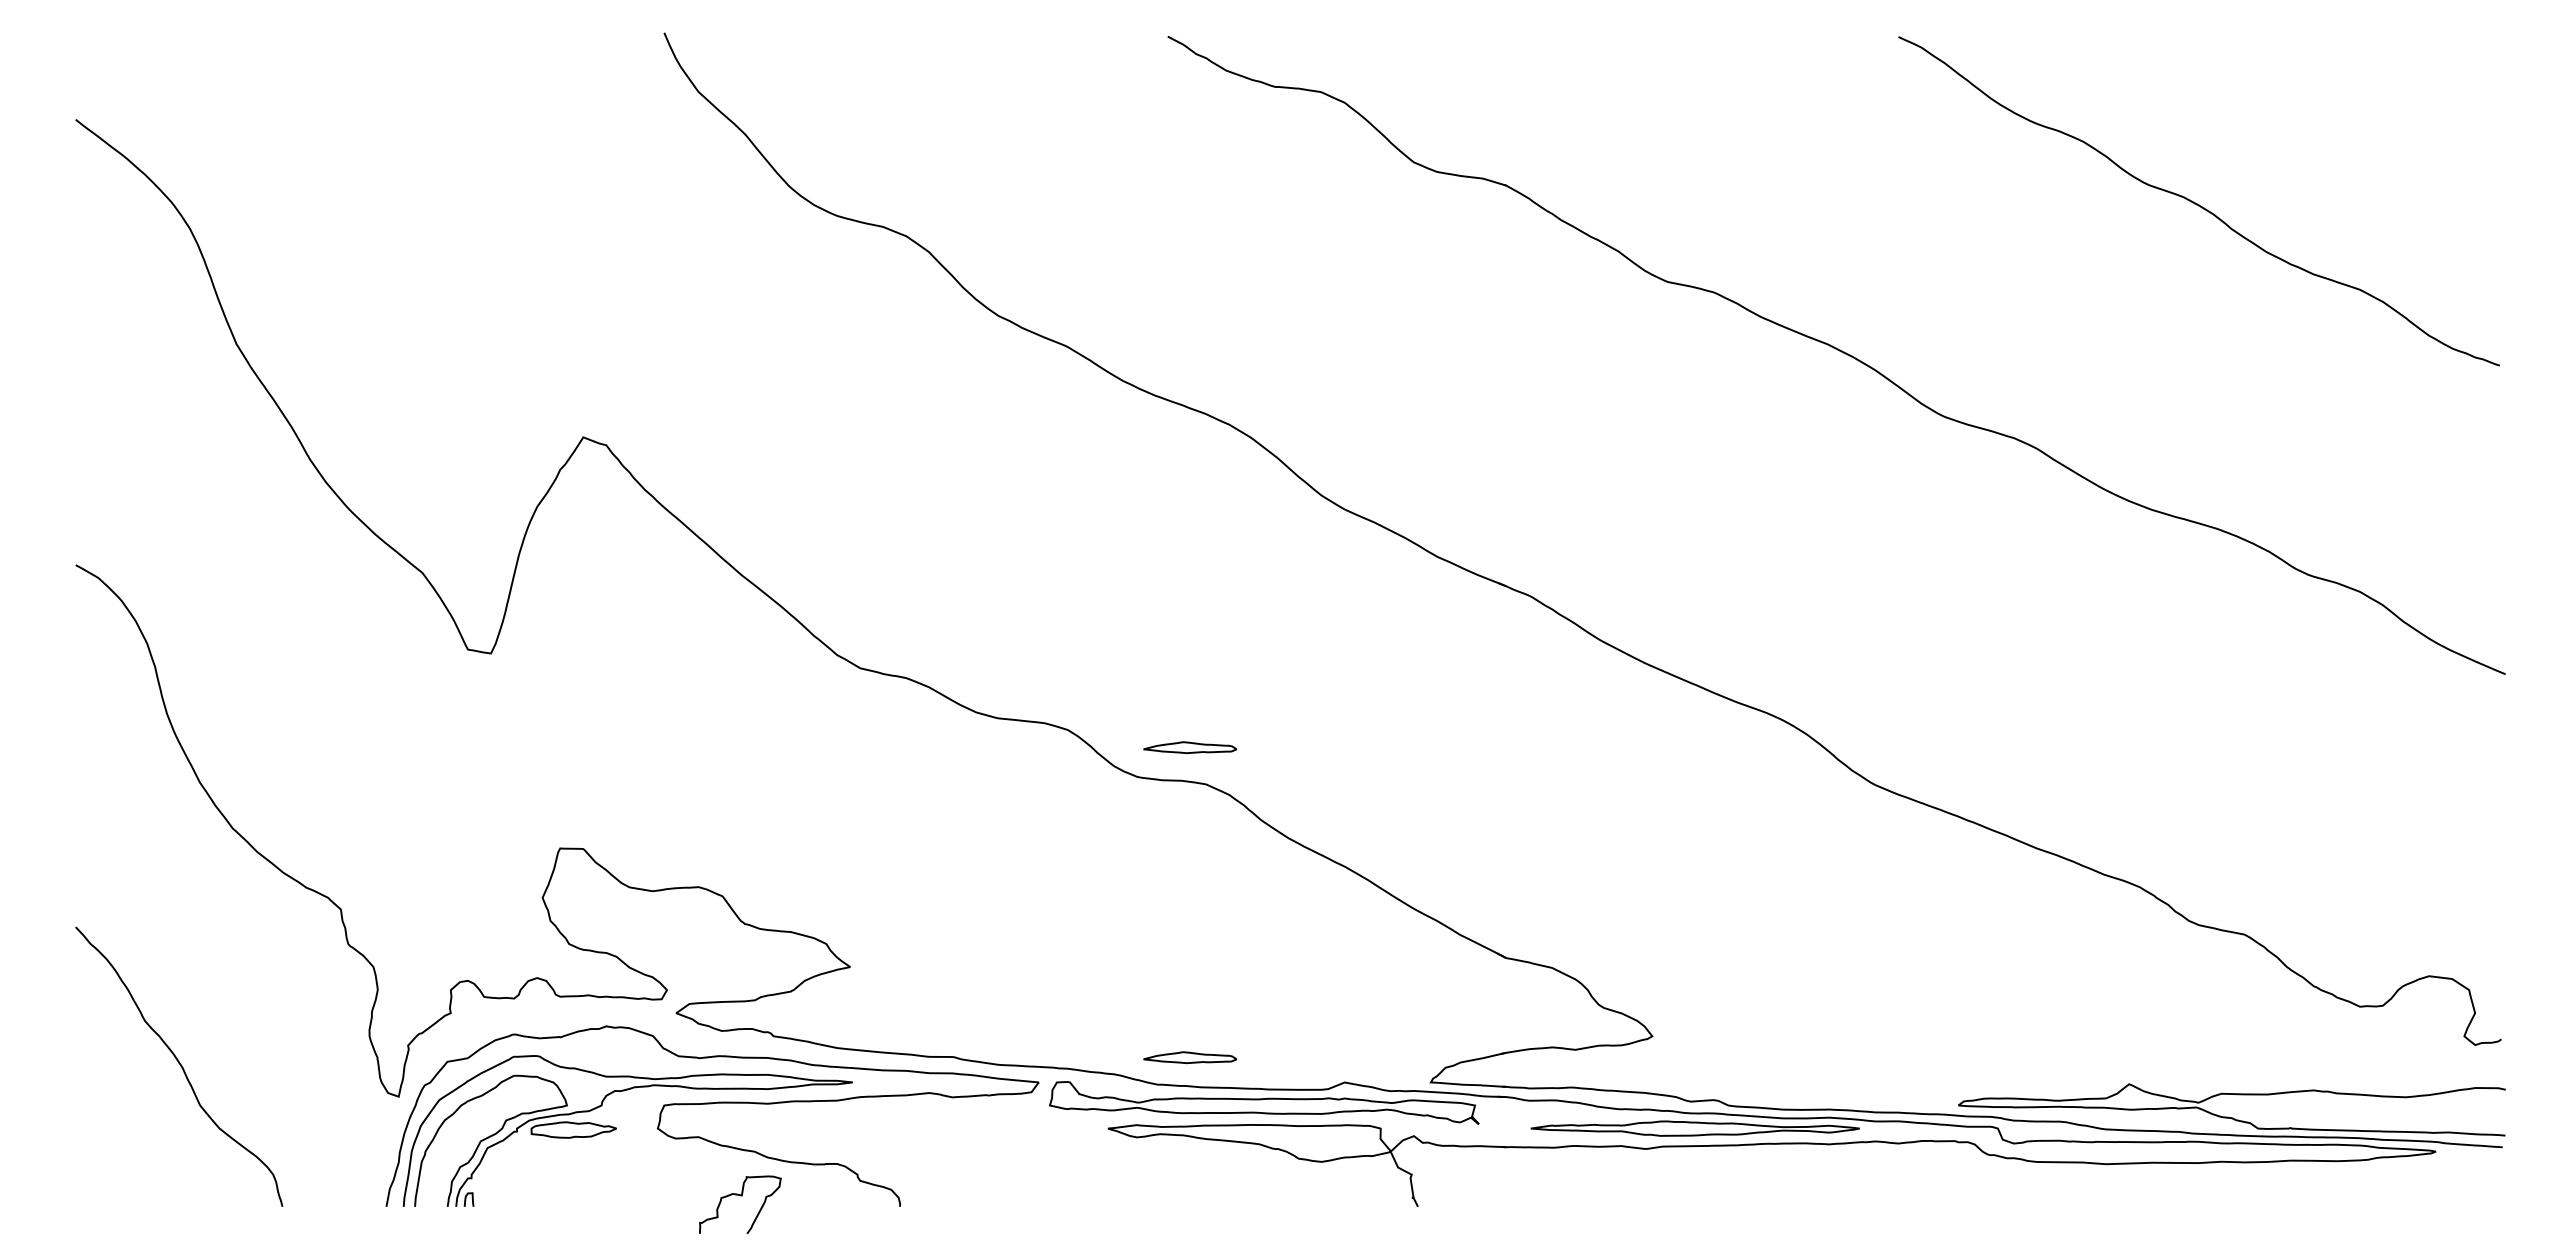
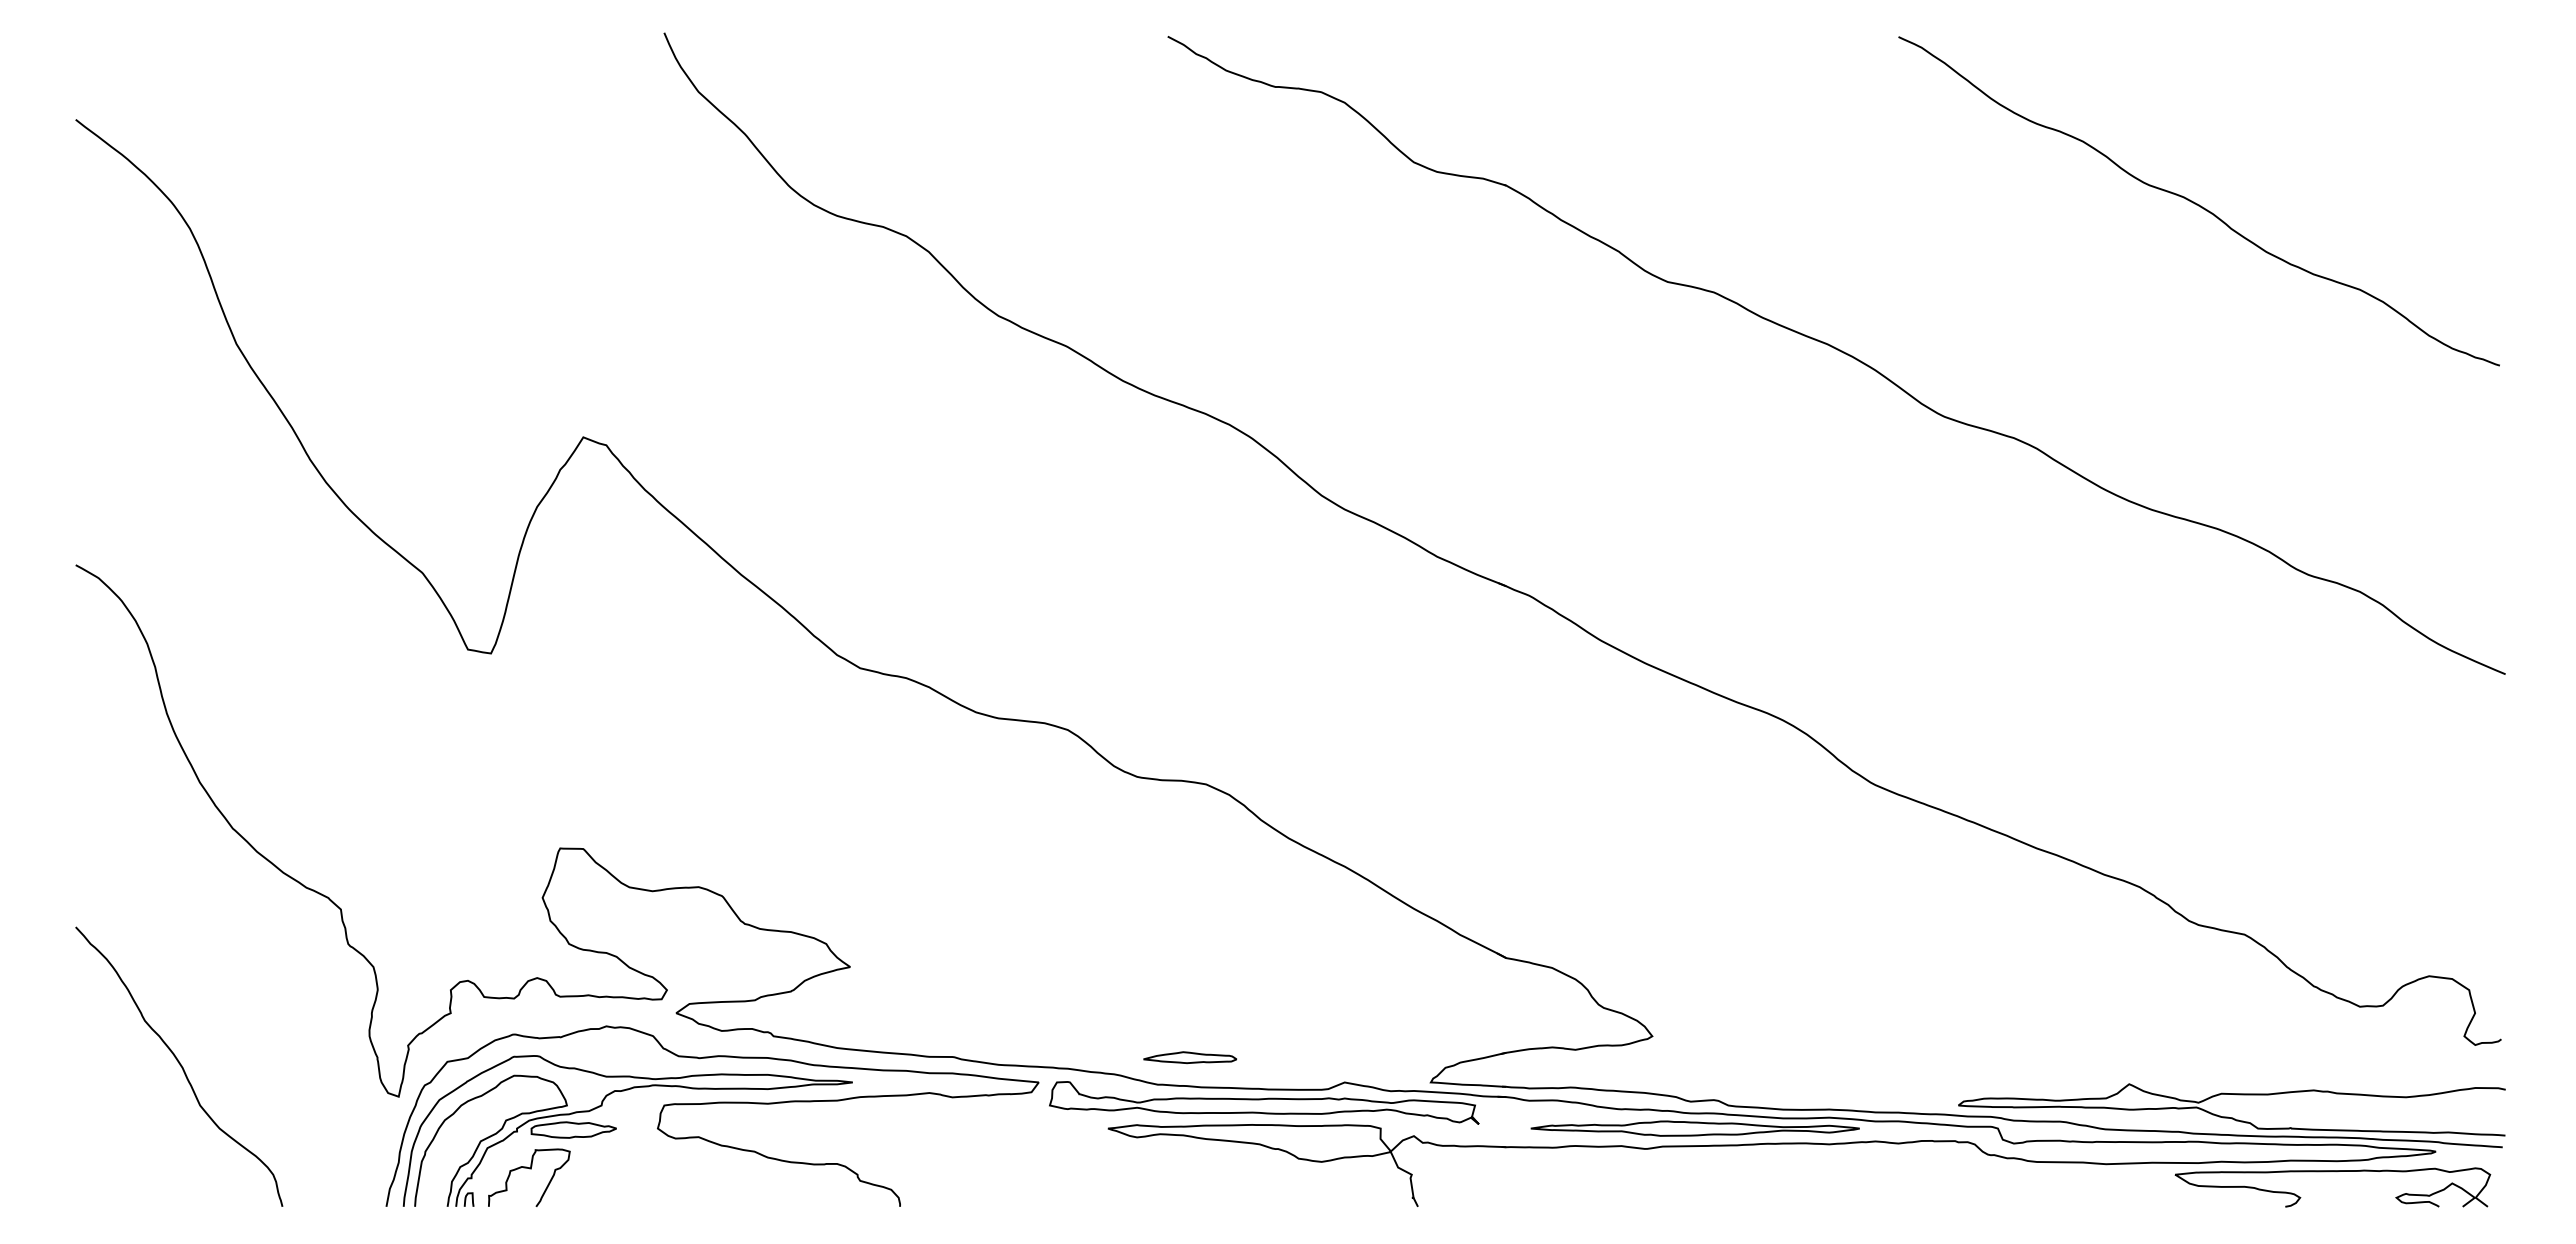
part: present -> none (1189, 747)
part: none -> present (2328, 1172)
curve position: (740, 1196) -> (529, 1169) (529, 1169)
